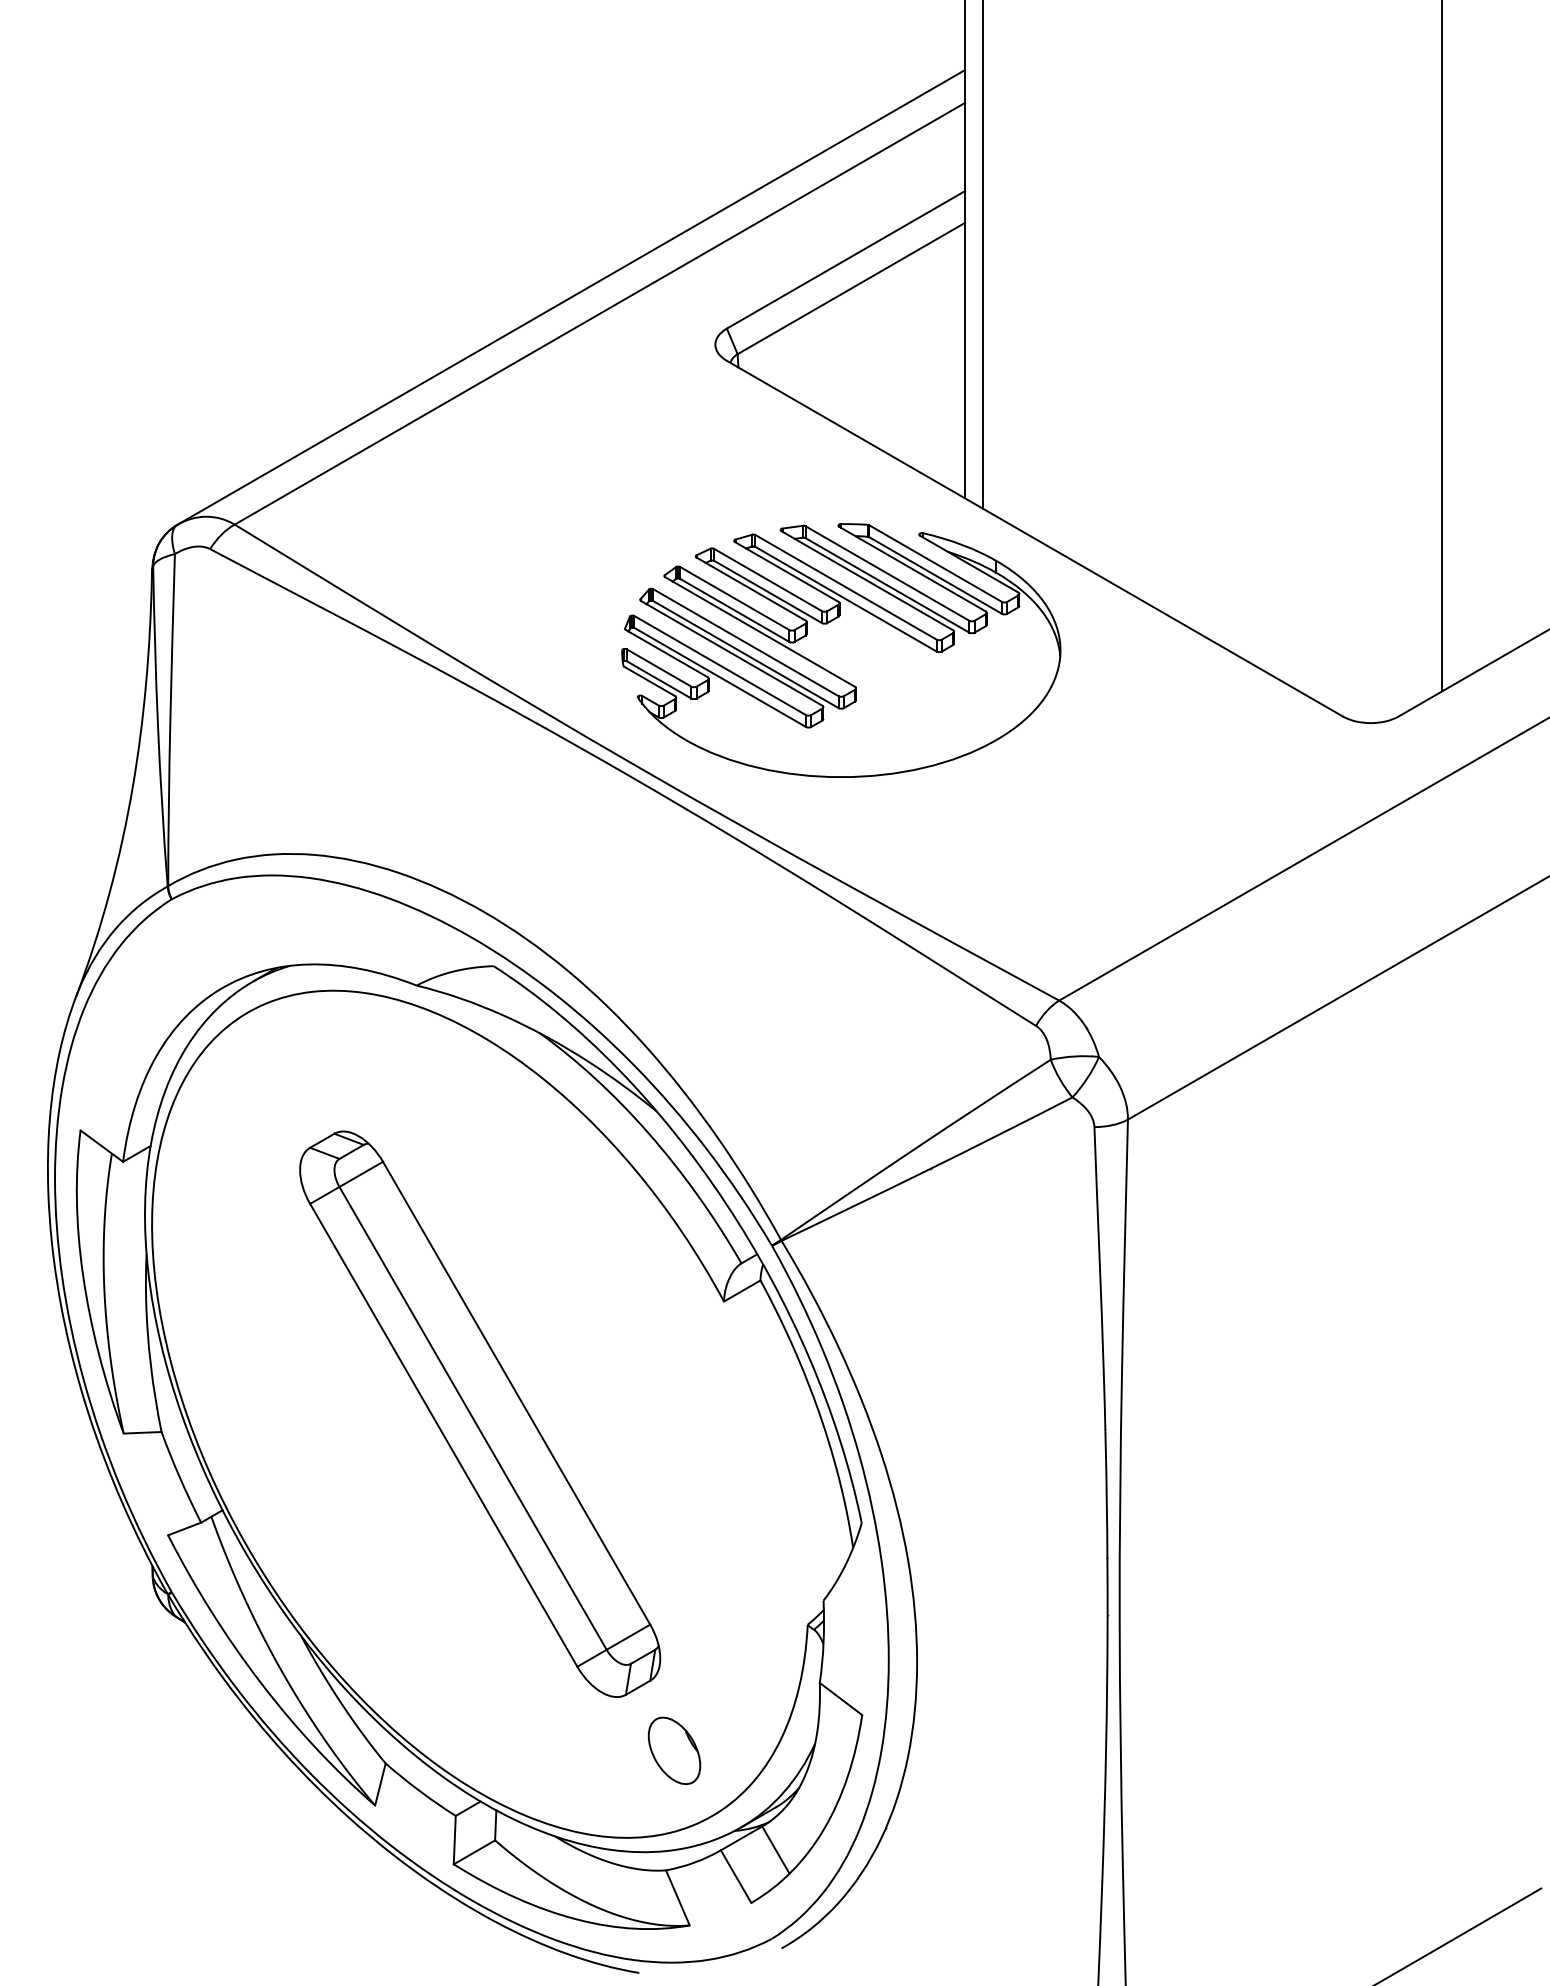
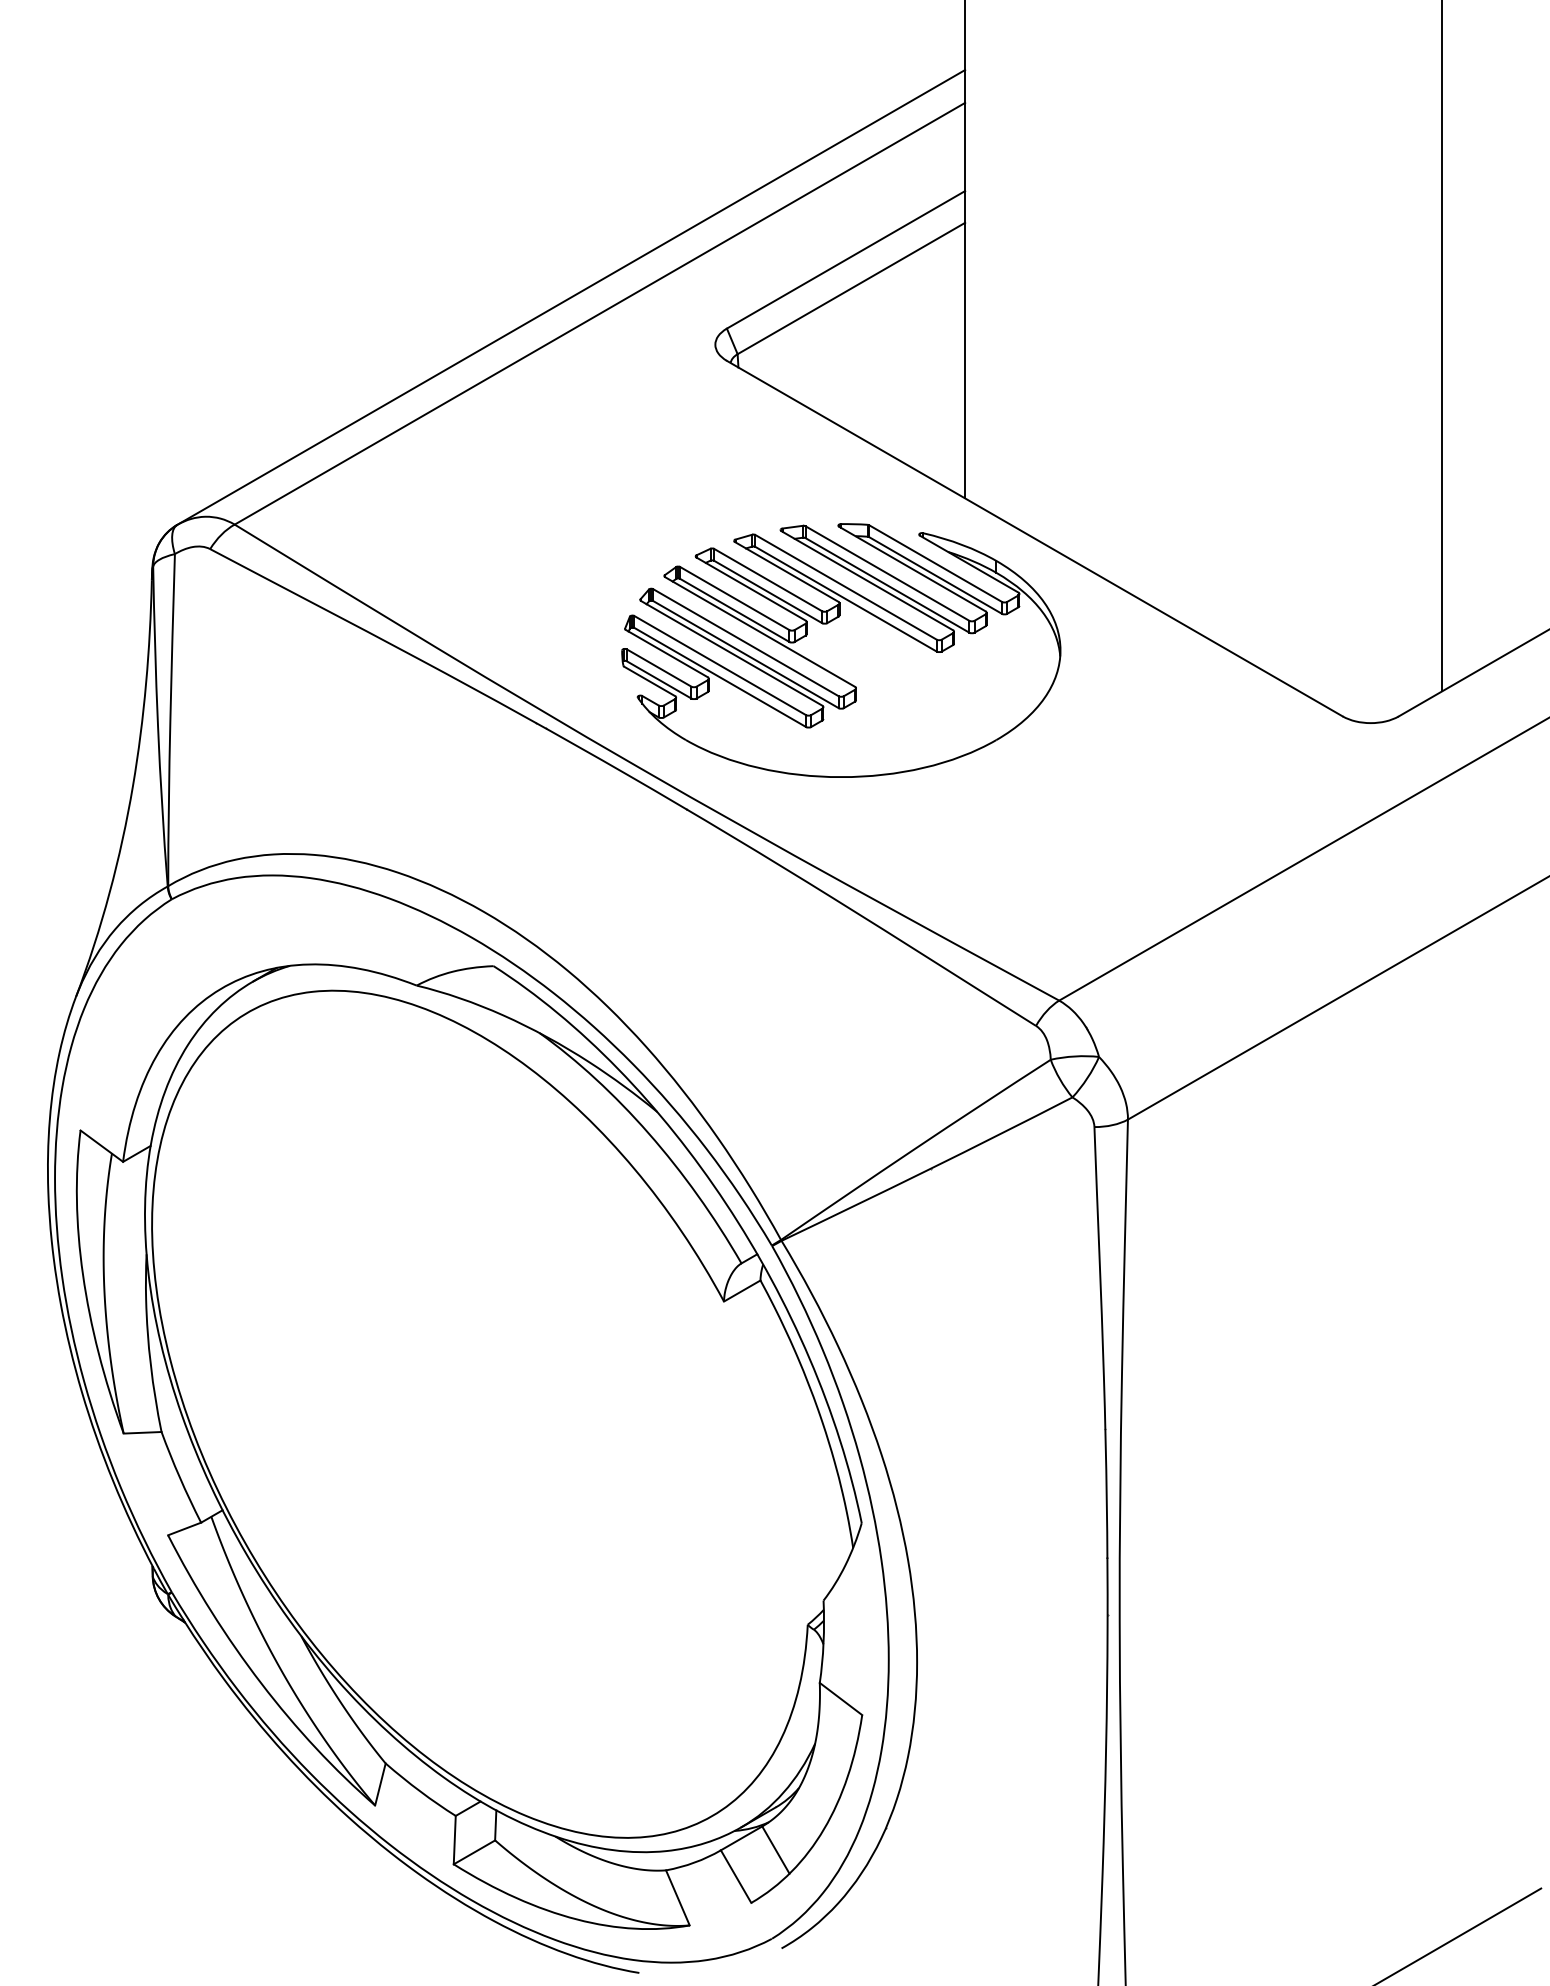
line: present -> none (983, 255)
part: present -> none (480, 1413)
part: present -> none (674, 1750)
